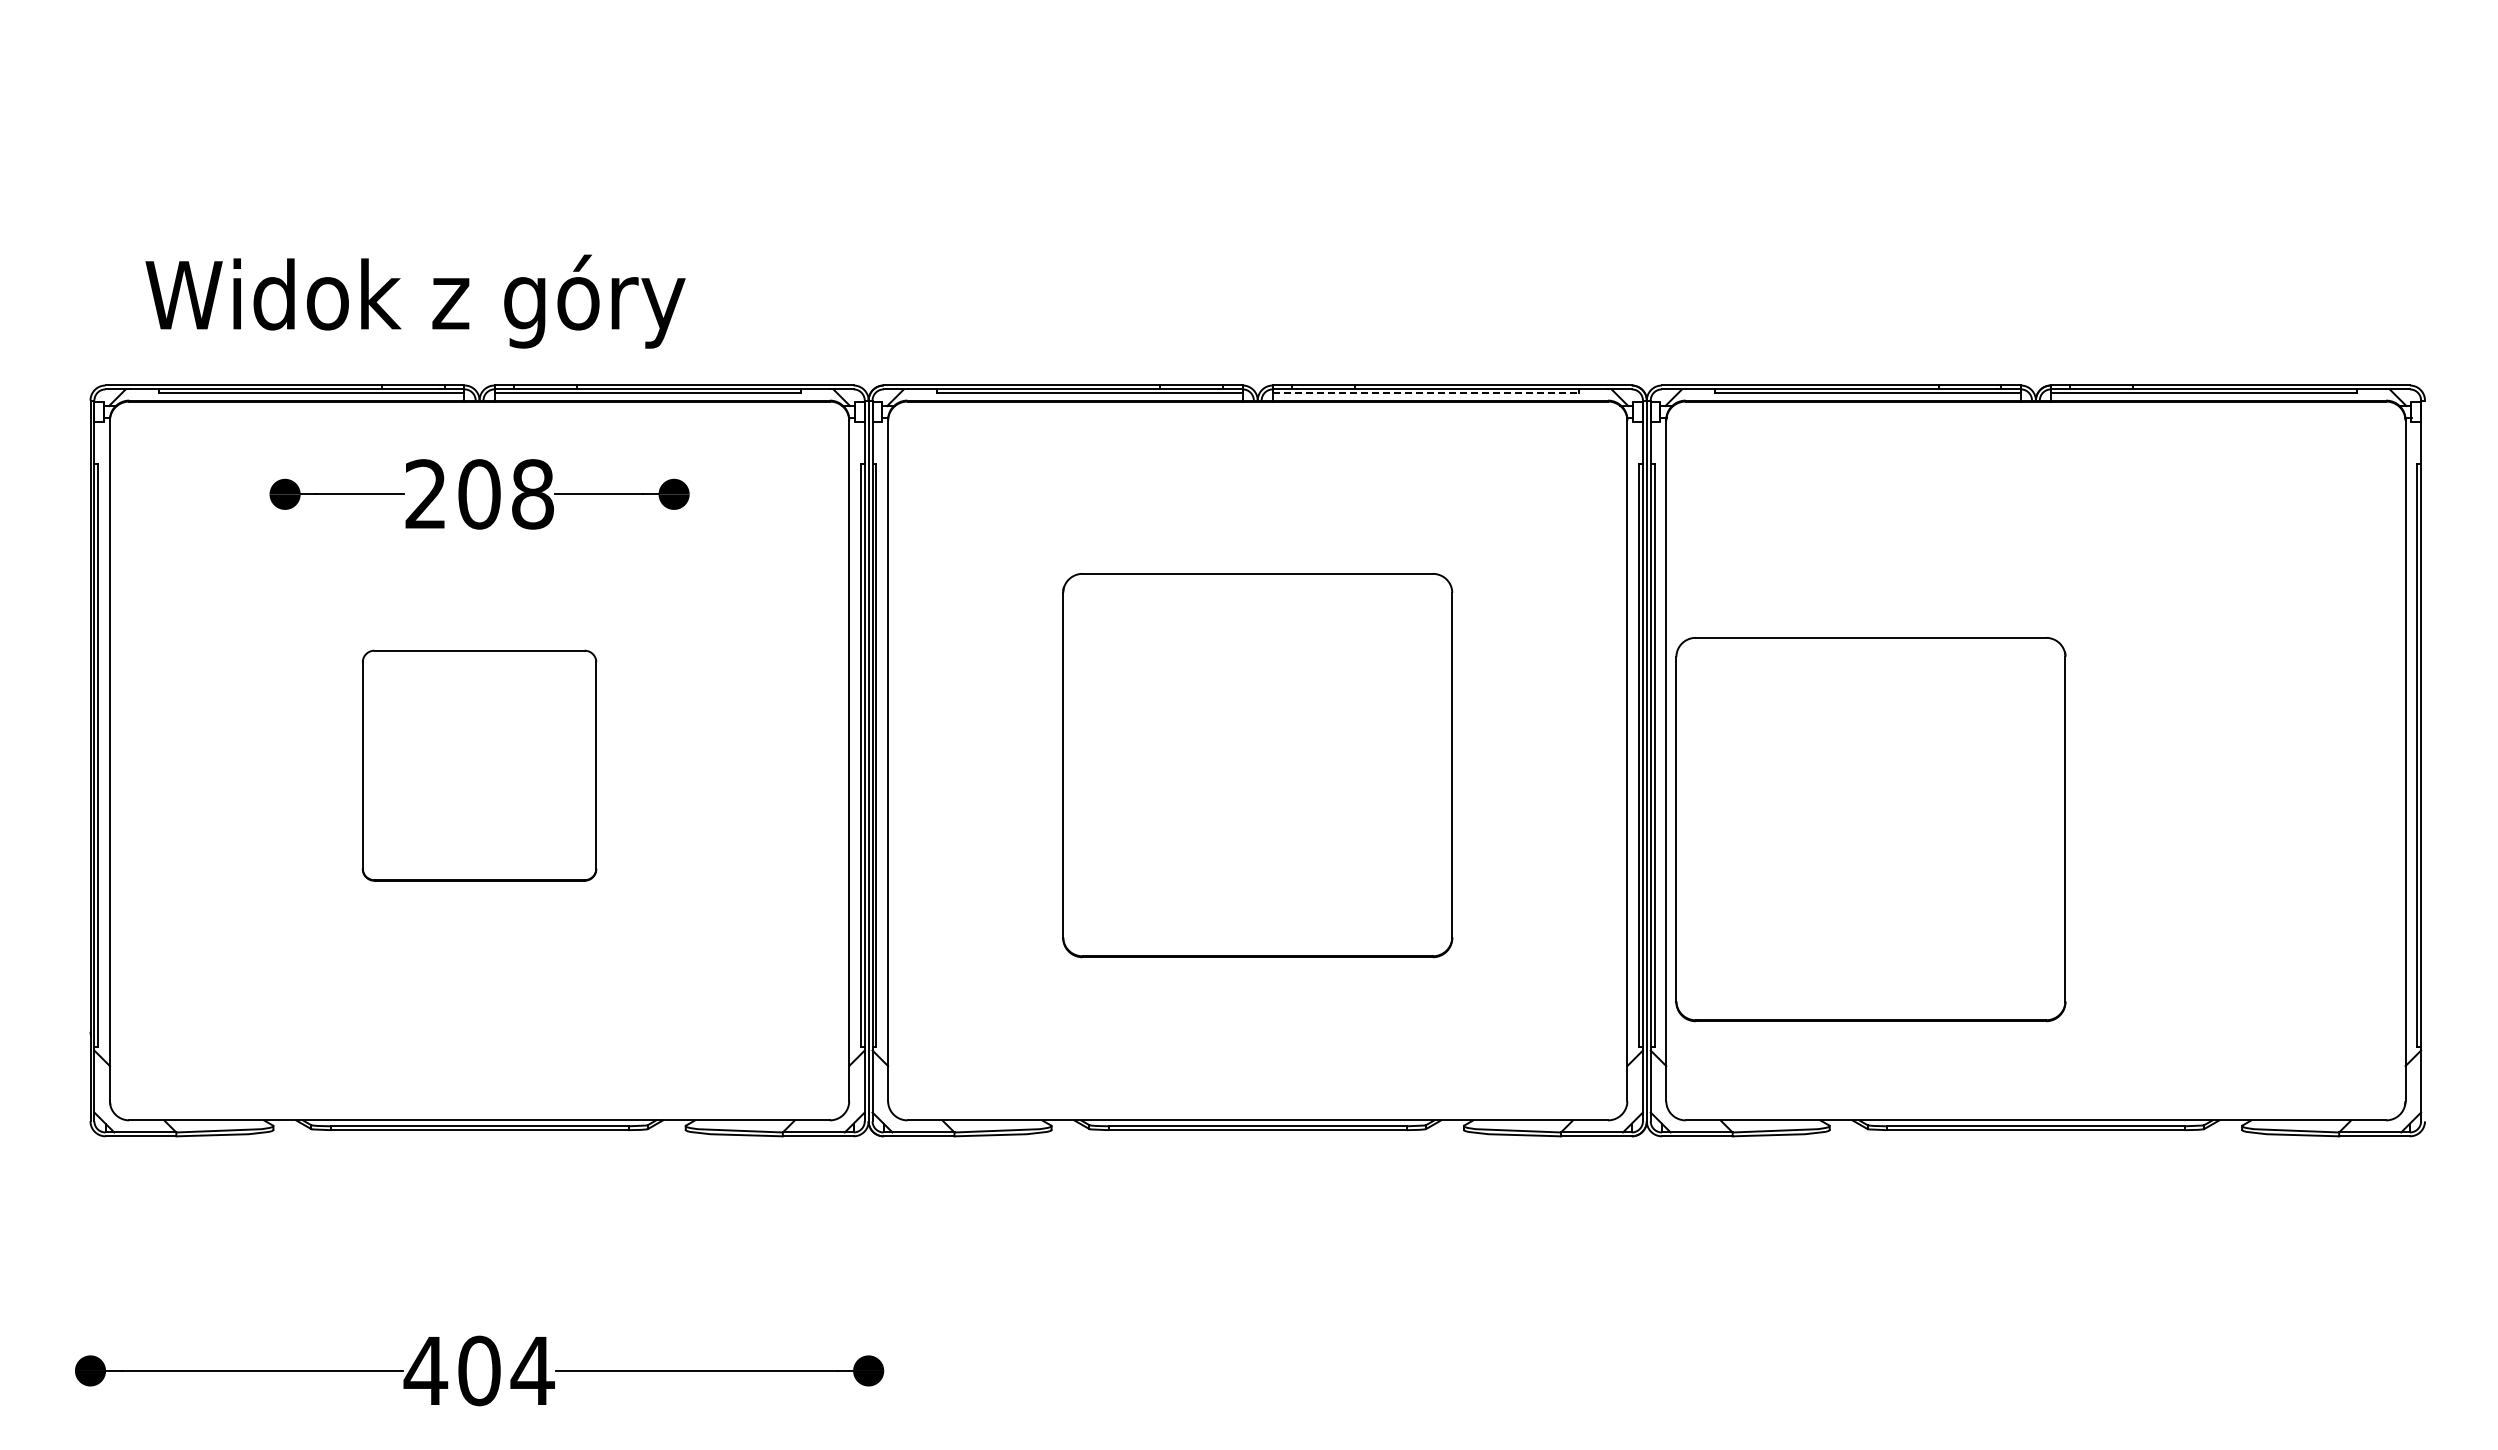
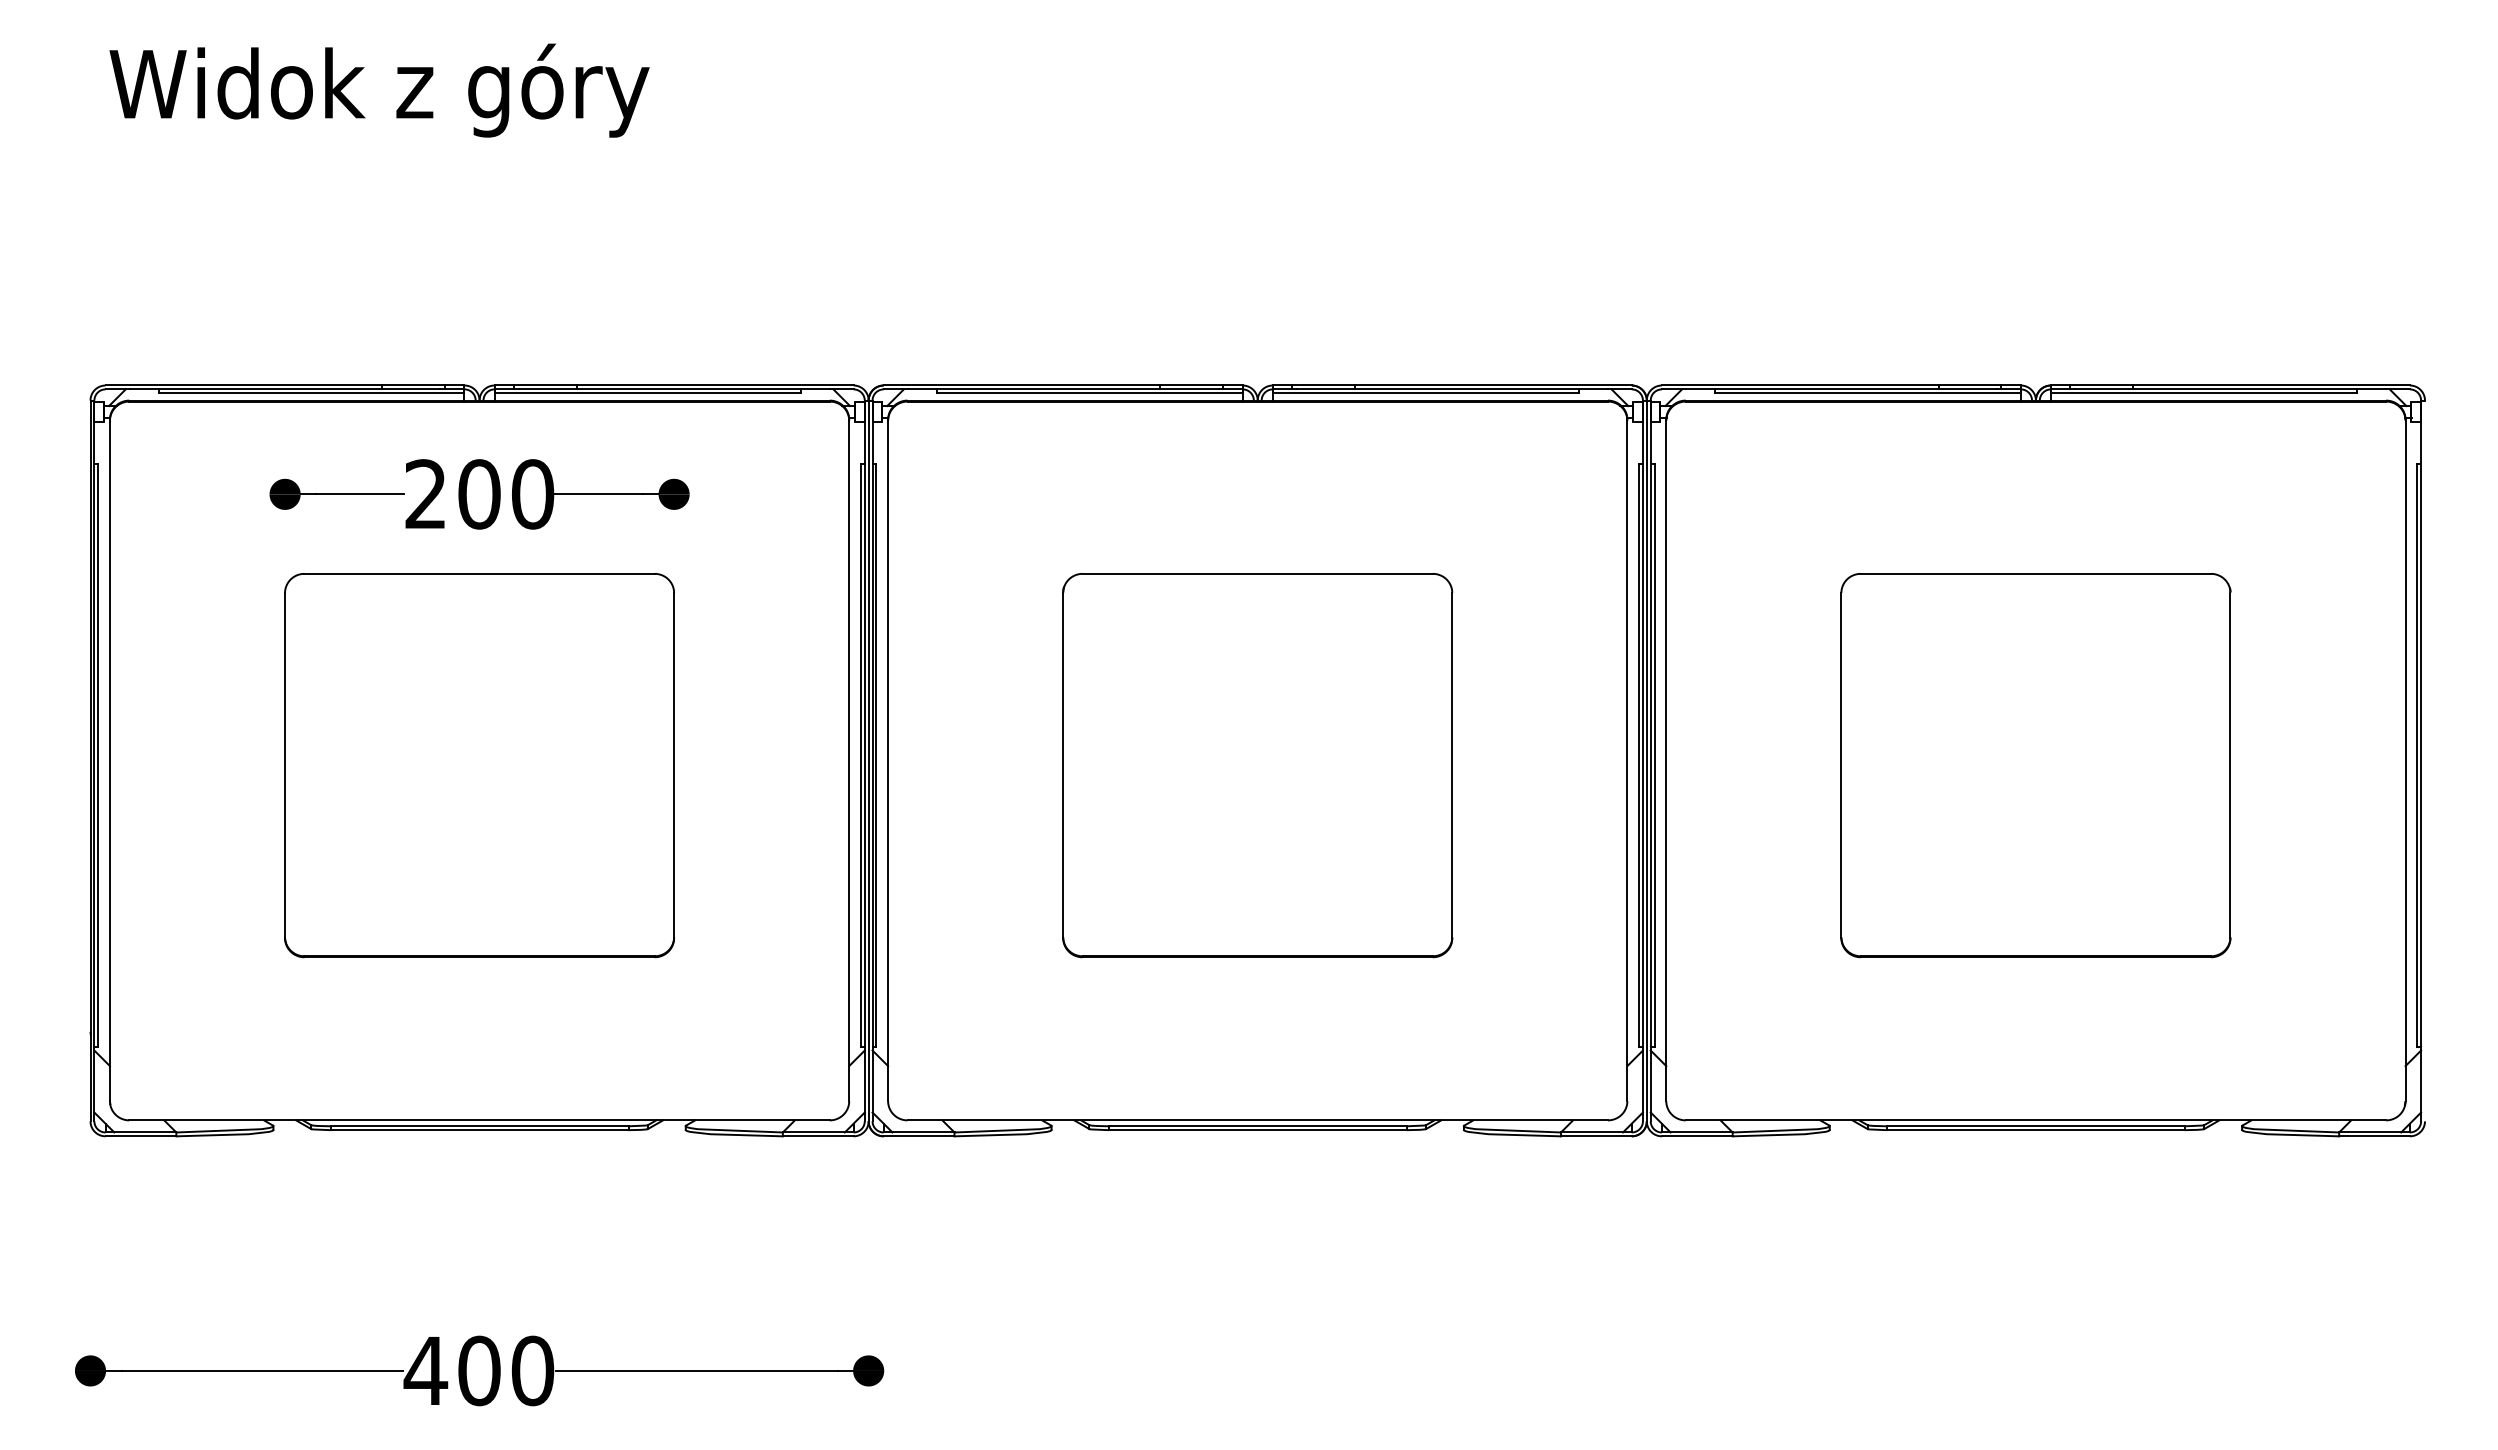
text position: (415, 301) -> (379, 90) (379, 90)
line: dashed -> solid (1425, 393)
text: 208 -> 200 (533, 494)
part size: 237x233 px -> 391x386 px (479, 765)
part position: (1870, 829) -> (2035, 765) (2035, 765)
text: 404 -> 400 (532, 1370)
